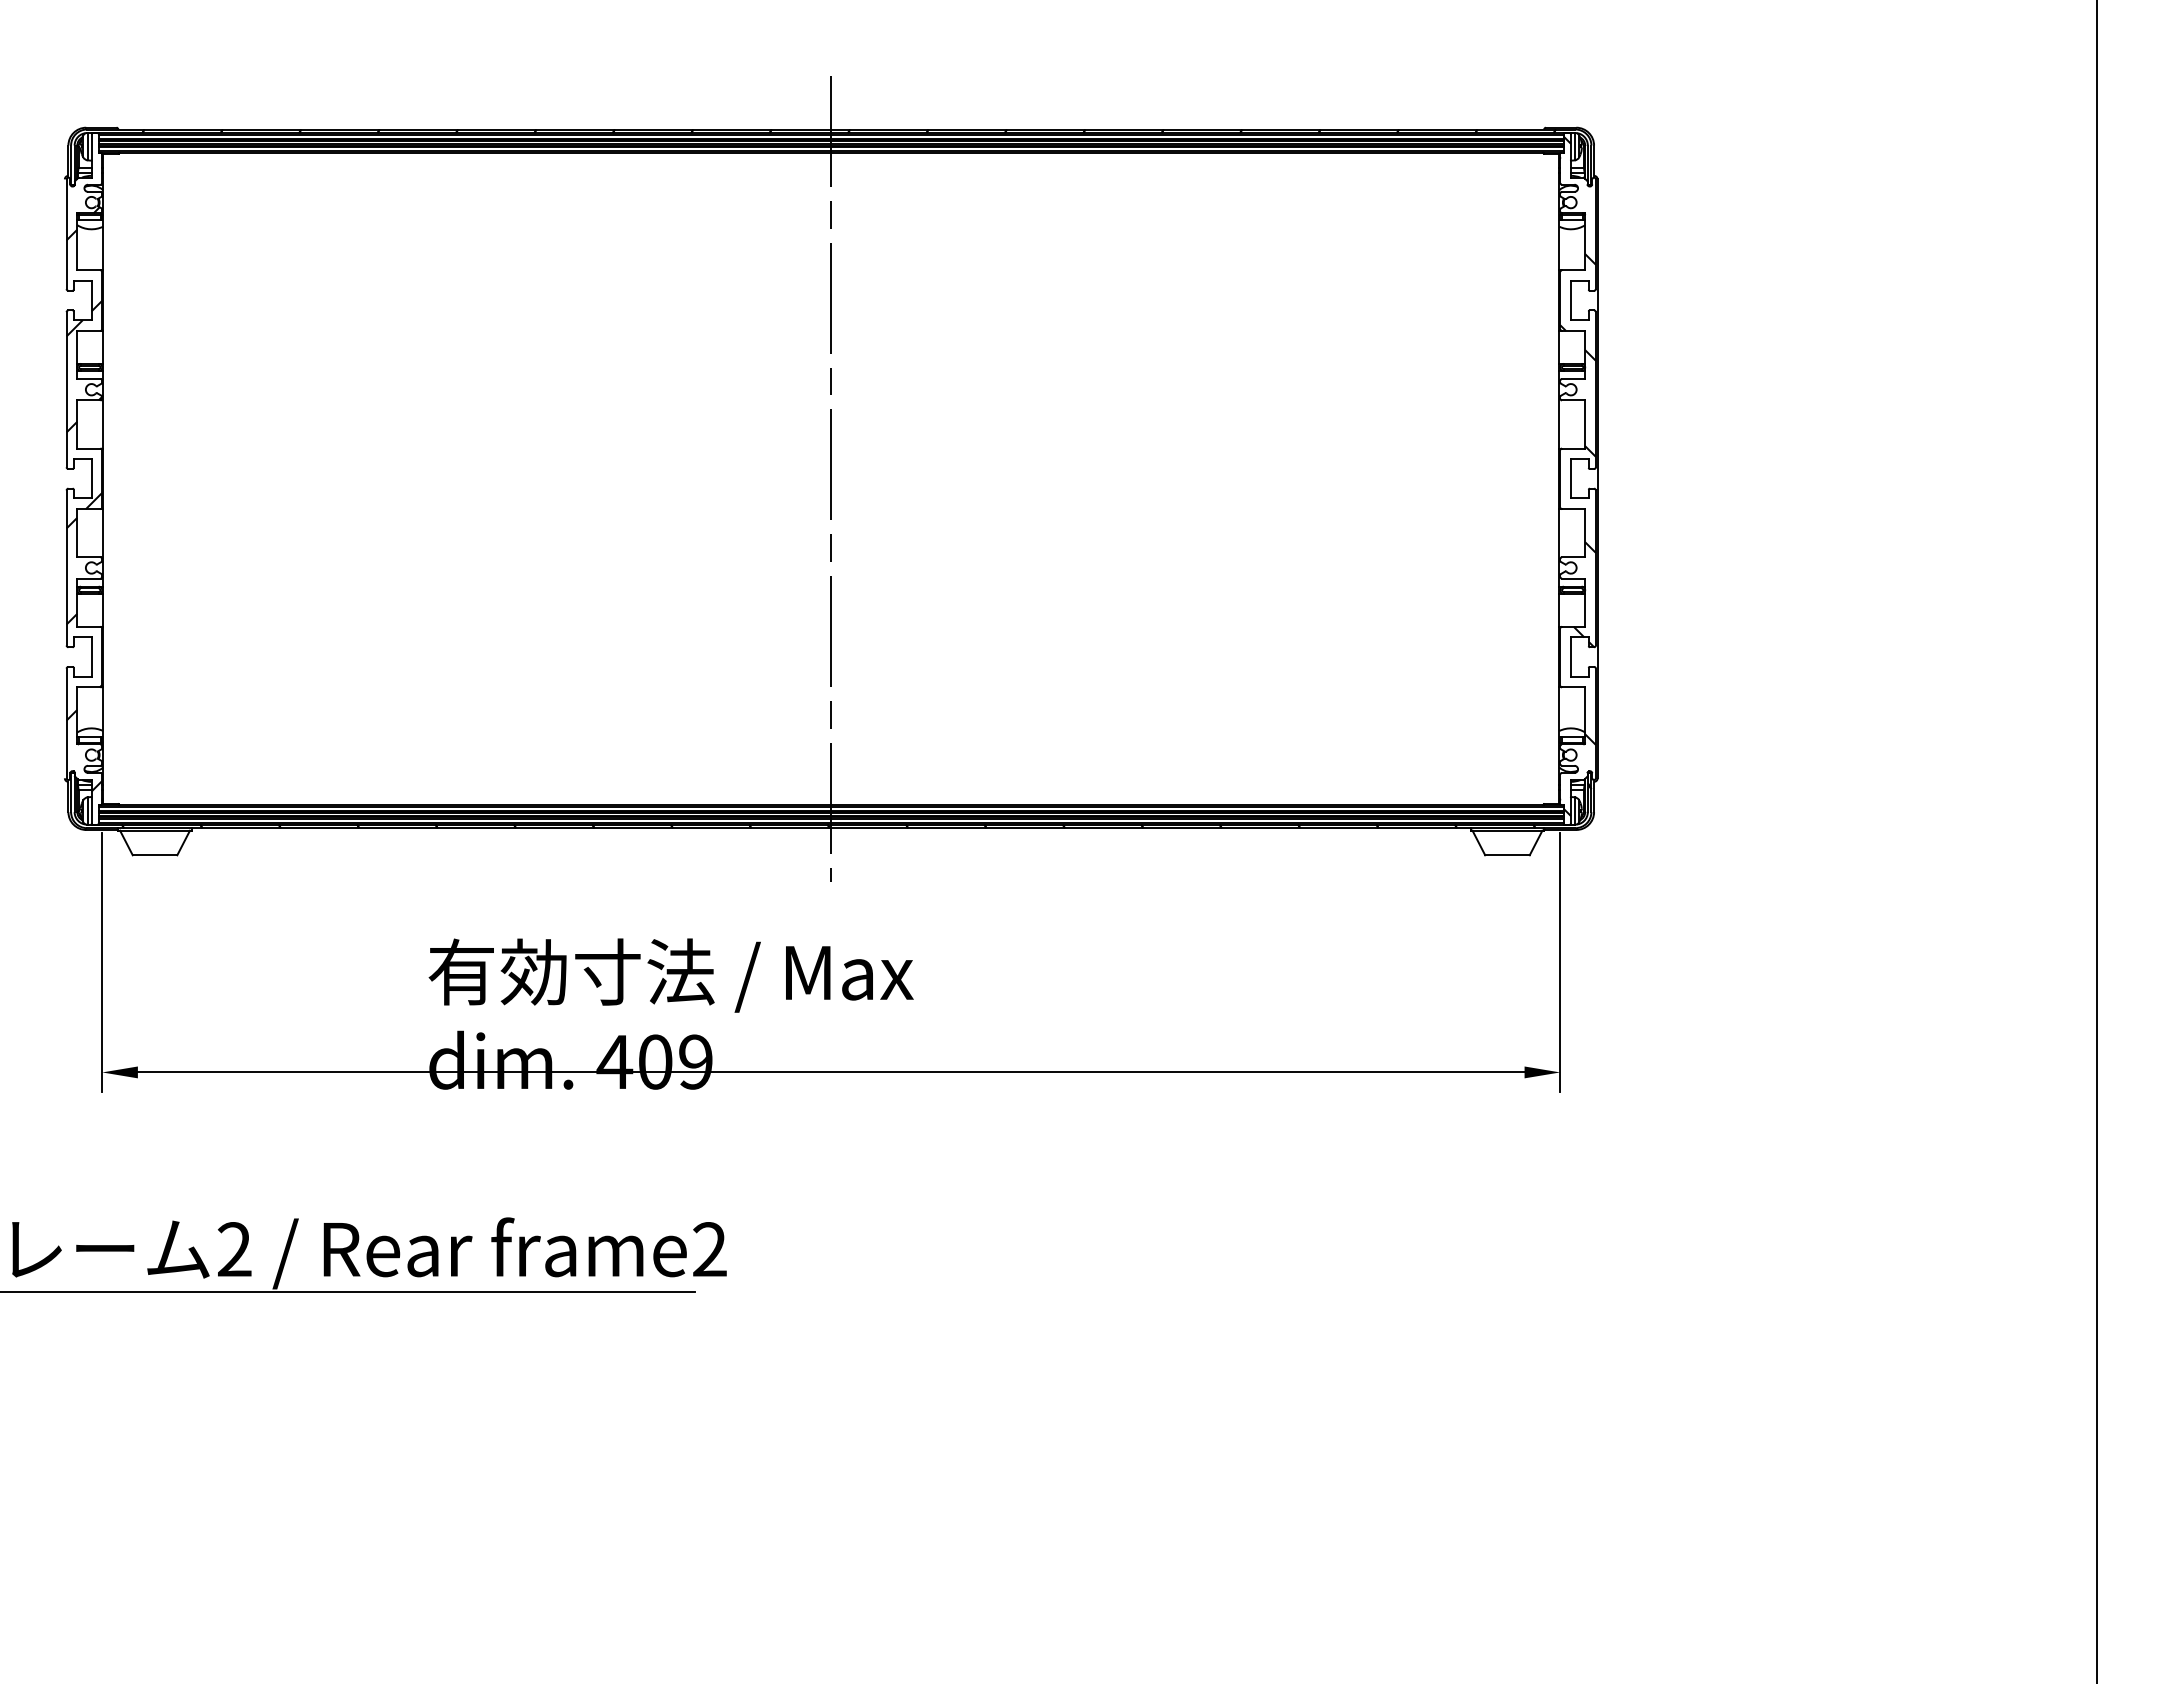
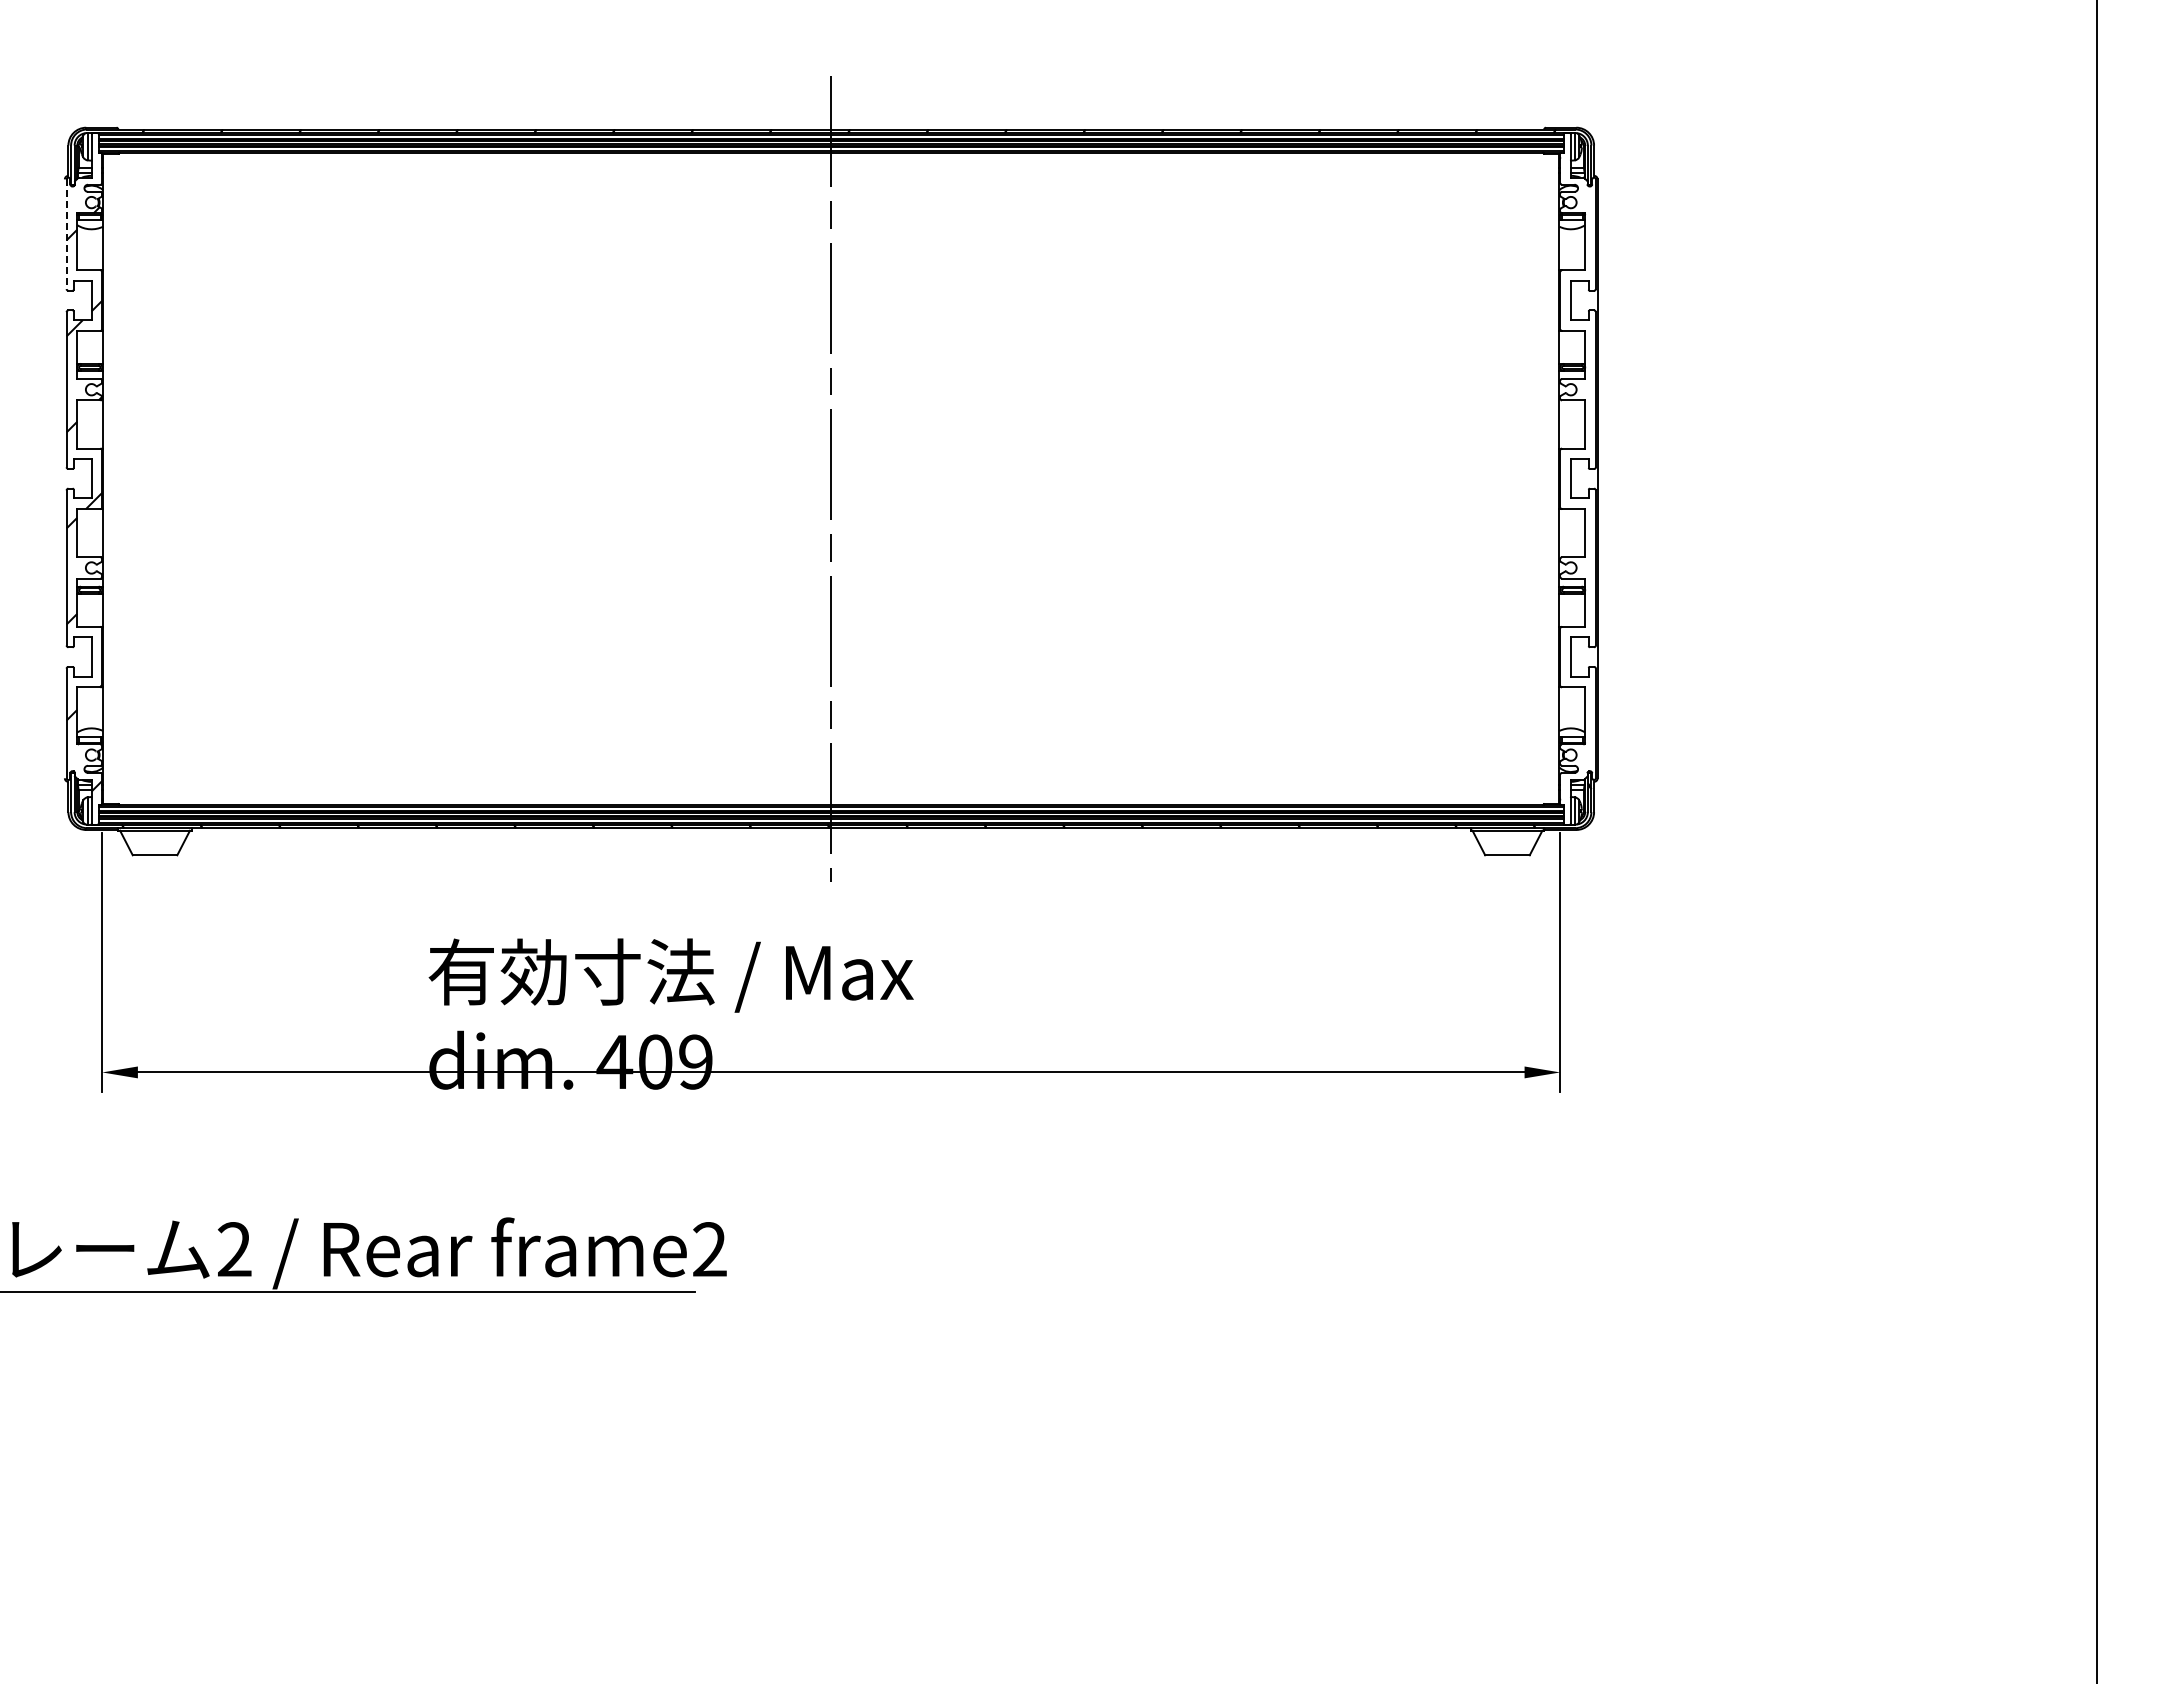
line: solid -> dashed (66, 234)
hatch: present -> none (1577, 476)
